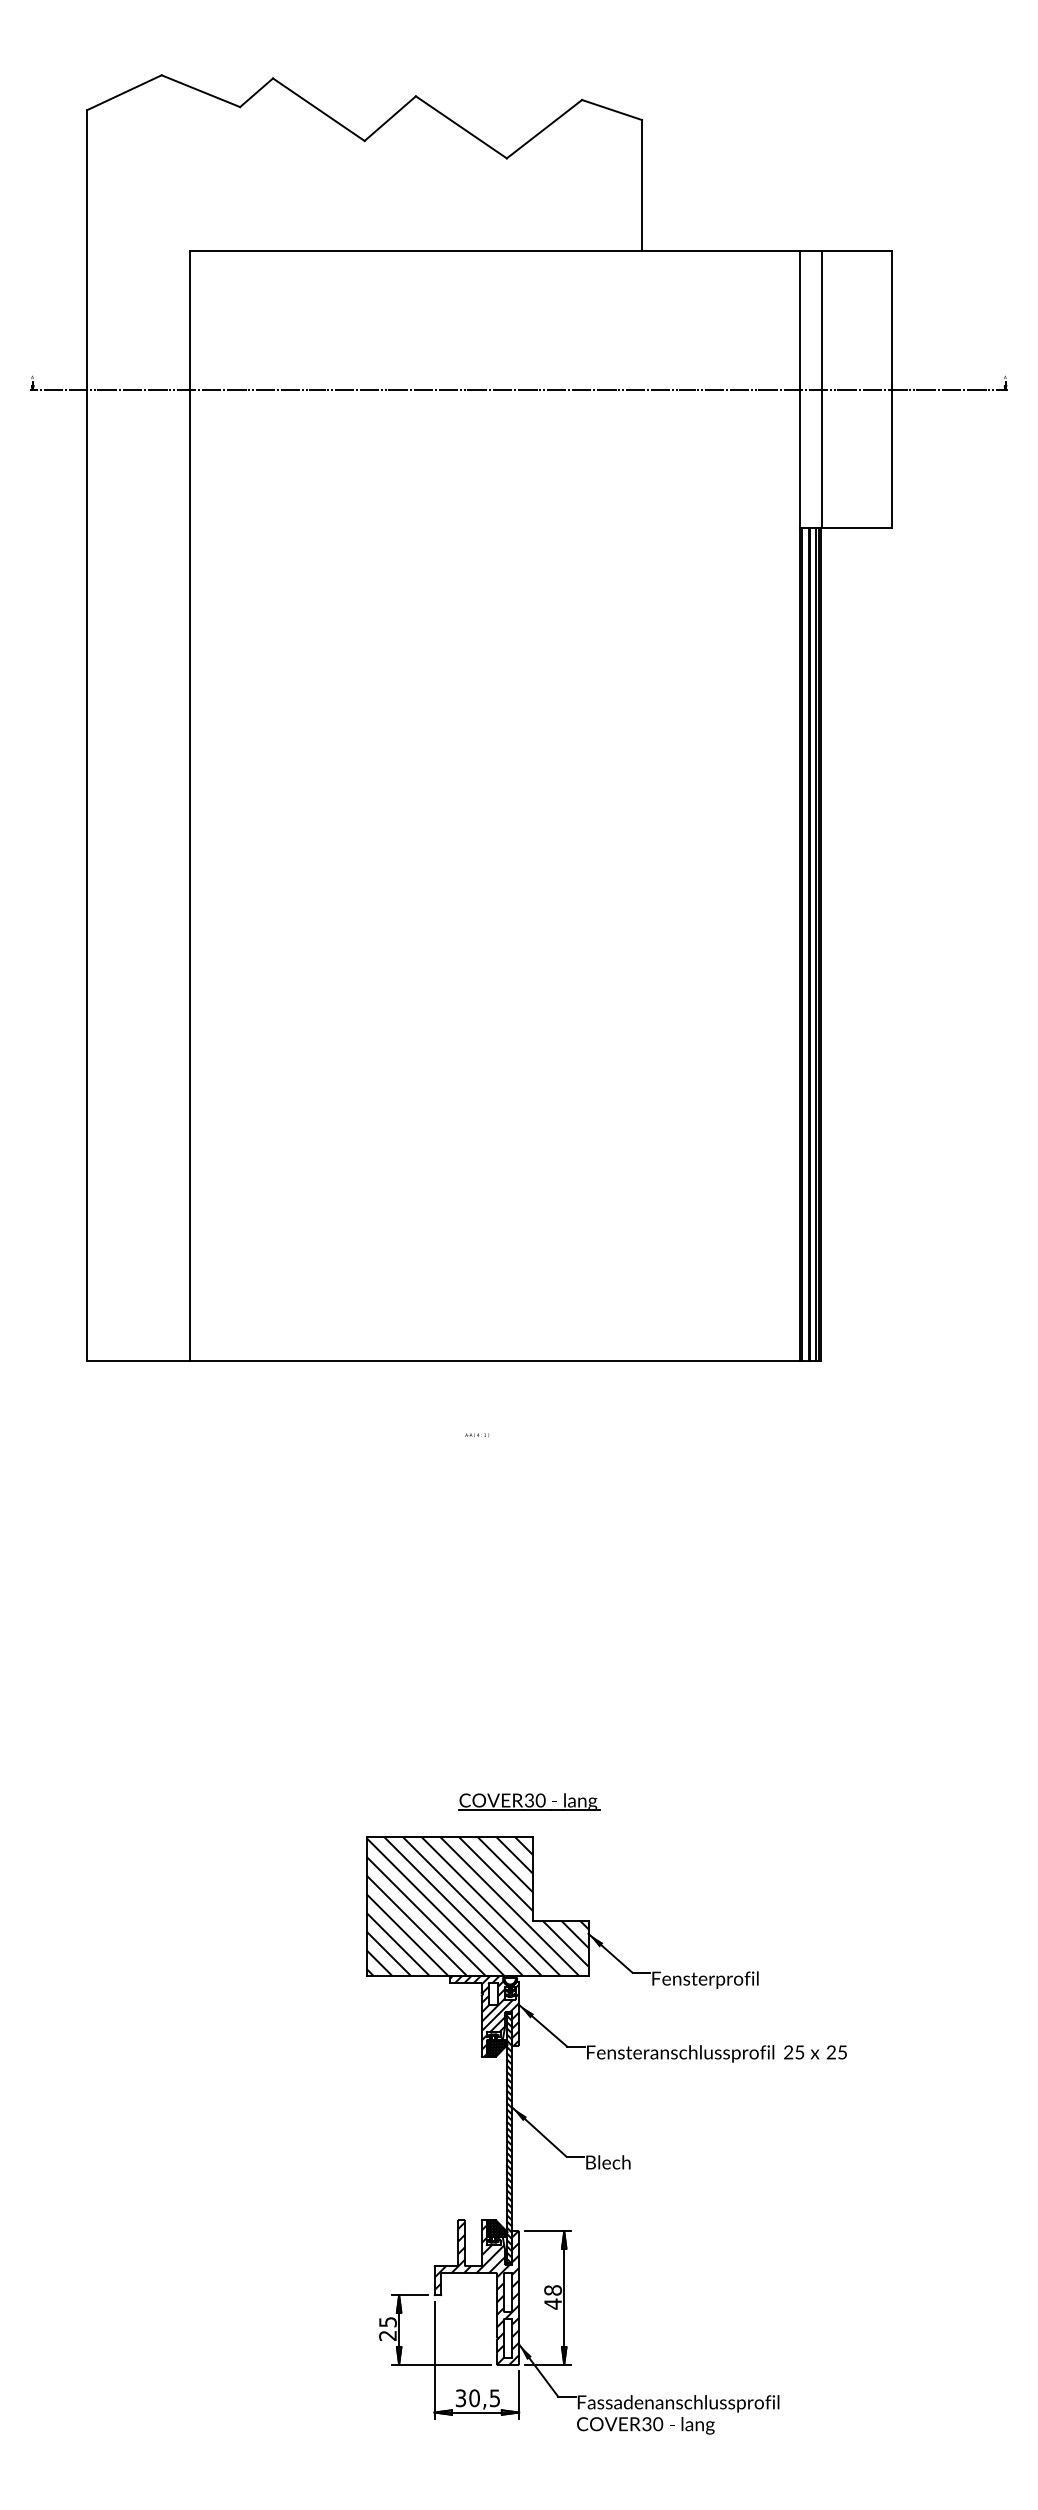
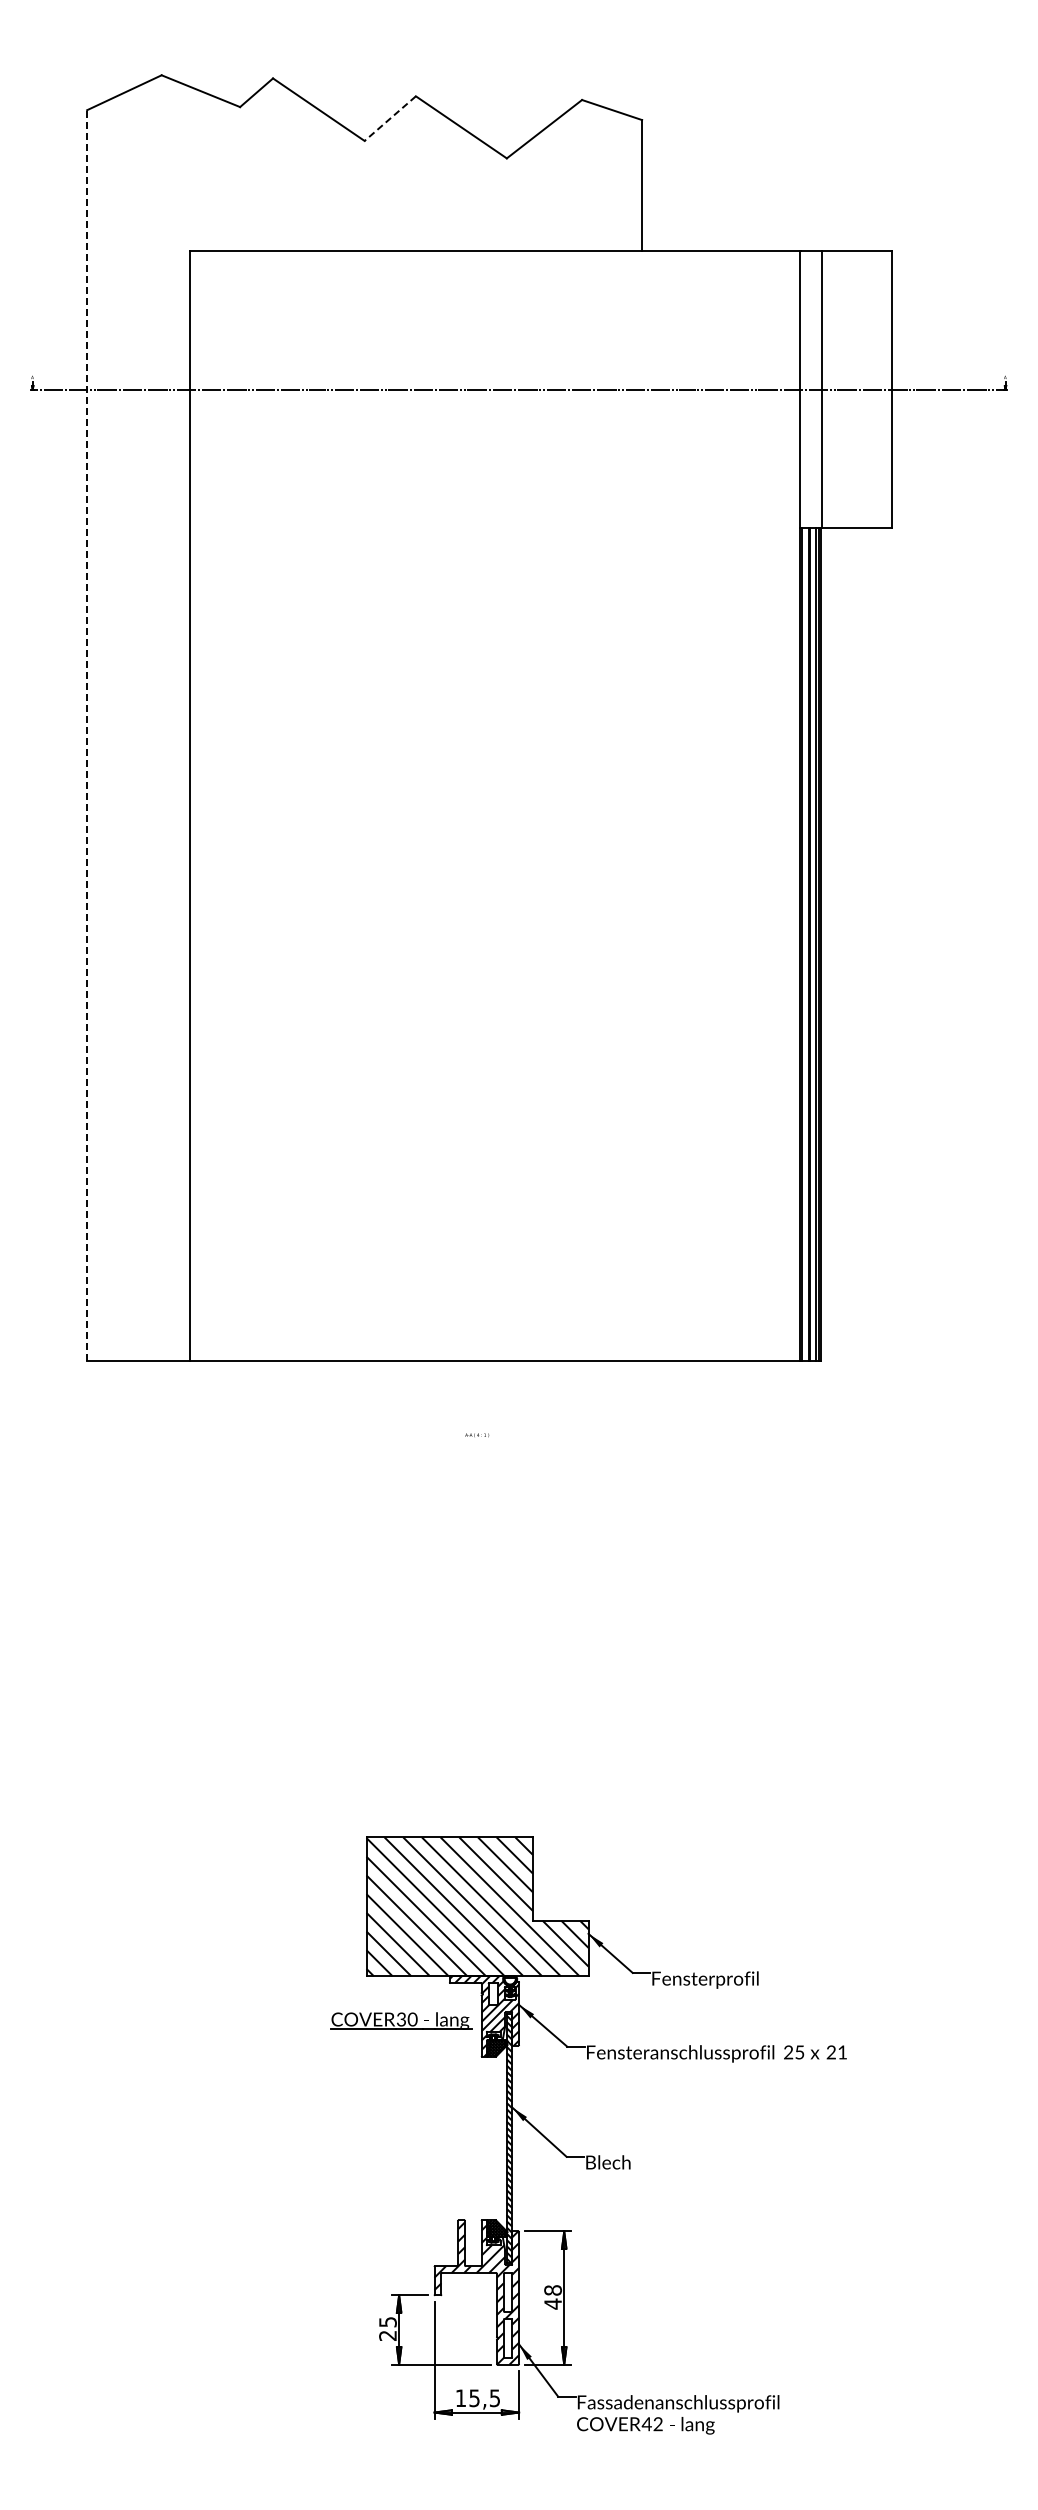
line: solid -> dashed (390, 118)
line: solid -> dashed (87, 734)
part position: (529, 1801) -> (401, 2020) (401, 2020)
text: 25 -> 21 (842, 2052)
text: 30,5 -> 15,5 (467, 2398)
text: 30 -> 42 (652, 2424)
